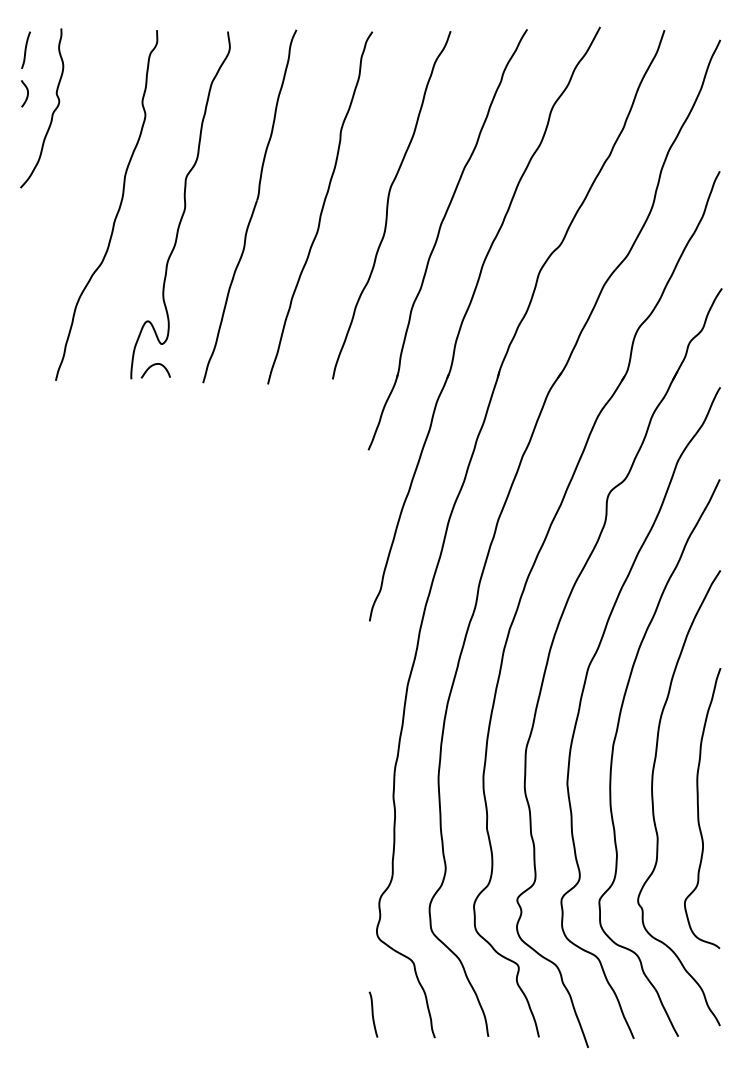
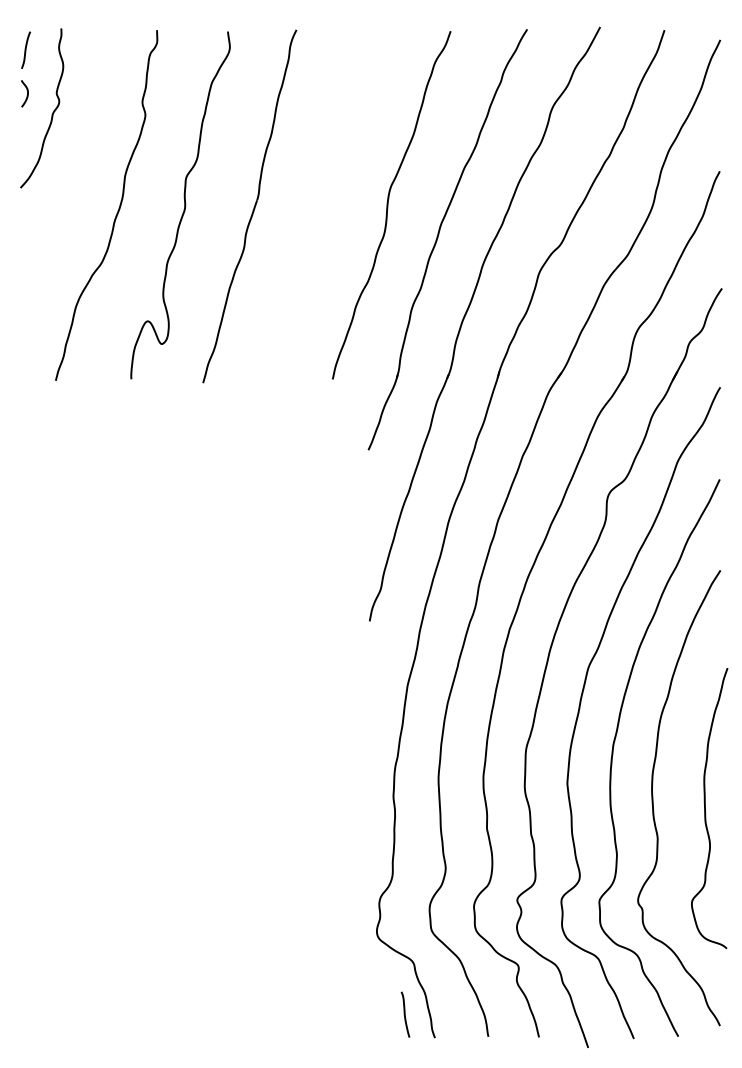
curve: present -> none (321, 208)
curve: present -> none (155, 365)
curve position: (698, 808) -> (705, 808) (705, 808)
curve position: (373, 1014) -> (405, 1014) (405, 1014)
